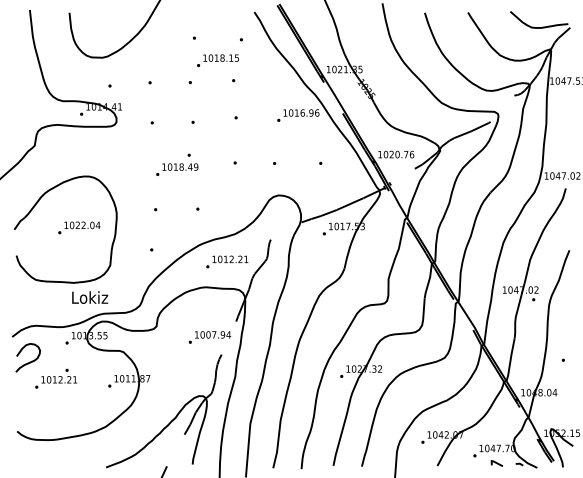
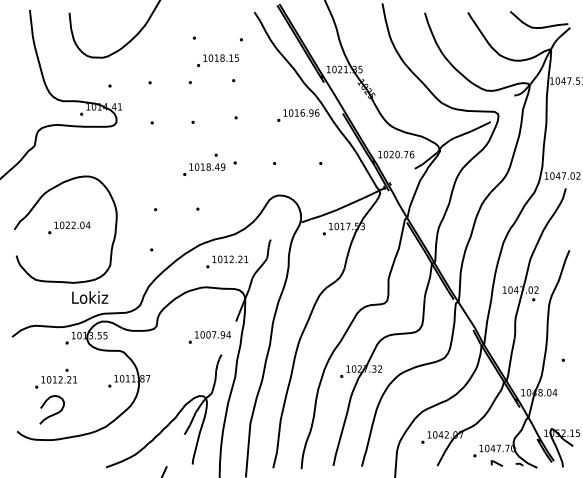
text position: (177, 164) -> (204, 164) (204, 164)
text position: (79, 227) -> (69, 227) (69, 227)
curve position: (29, 361) -> (53, 413) (53, 413)
